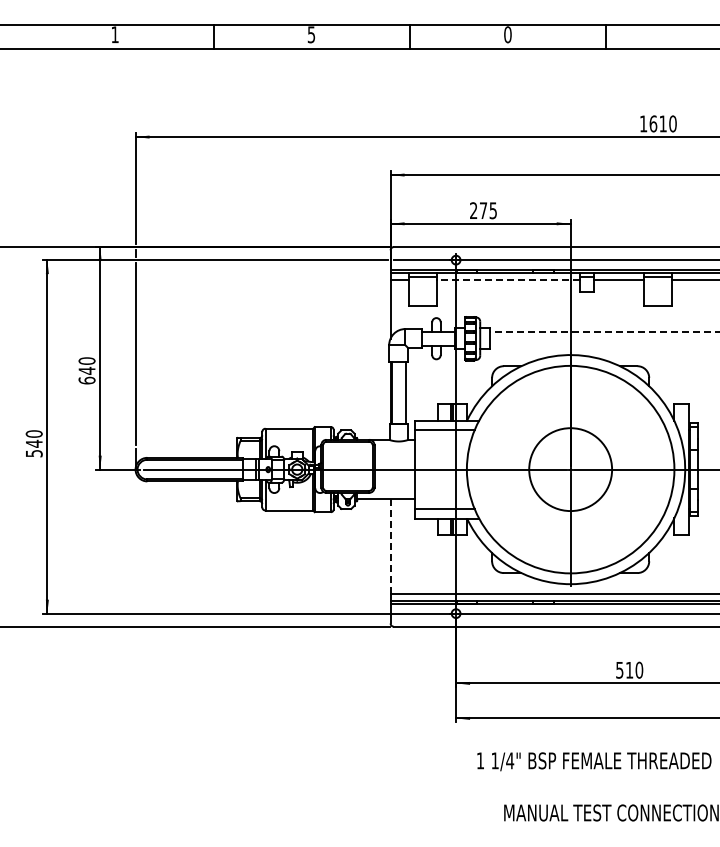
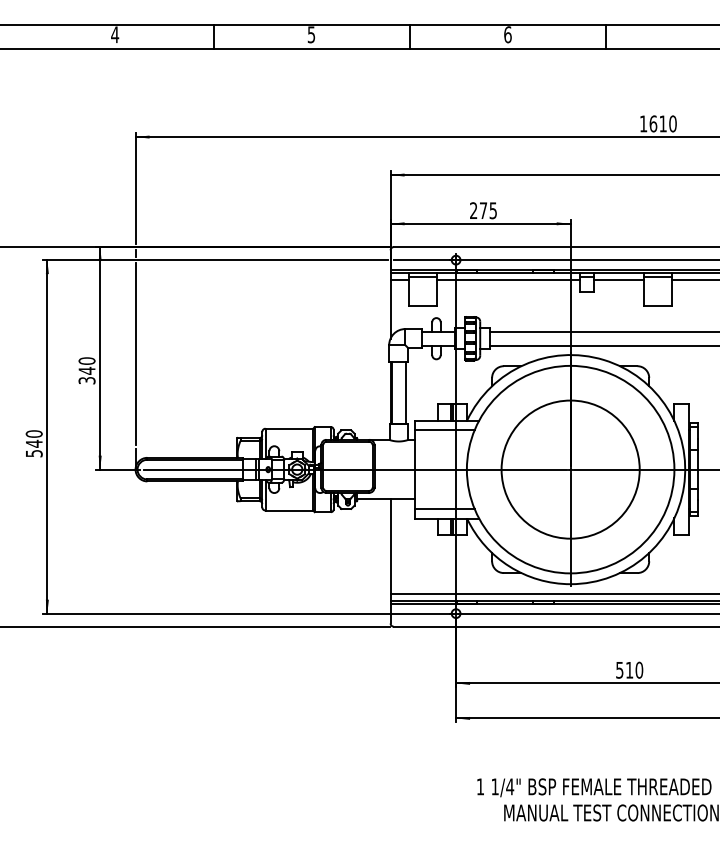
text: 1 -> 4 (115, 34)
text: 0 -> 6 (507, 34)
line: dashed -> solid (507, 279)
line: dashed -> solid (605, 331)
line: none -> present (603, 345)
text: 640 -> 340 (86, 380)
circle diameter: 83 px -> 138 px (570, 469)
line: dashed -> solid (390, 546)
text position: (594, 761) -> (594, 787) (594, 787)
